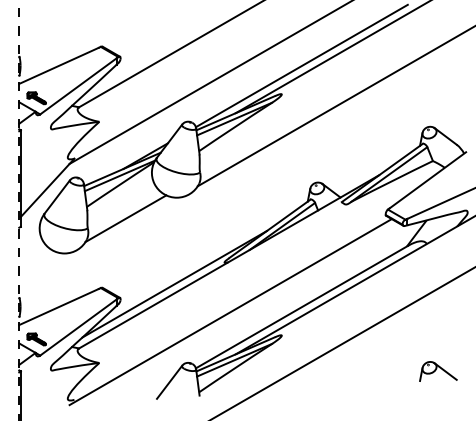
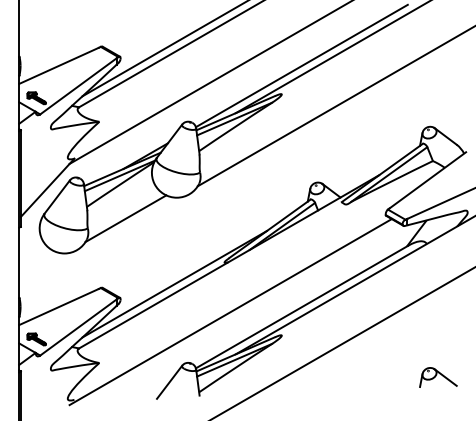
line: none -> present (163, 49)
line: dashed -> solid (19, 210)
part position: (438, 371) -> (438, 377) (438, 377)
